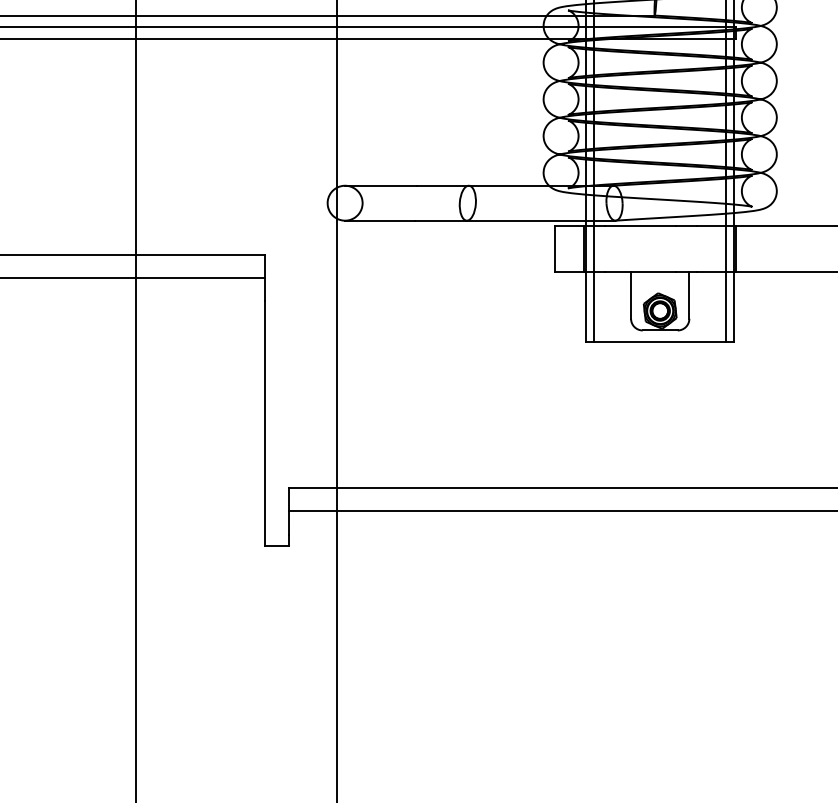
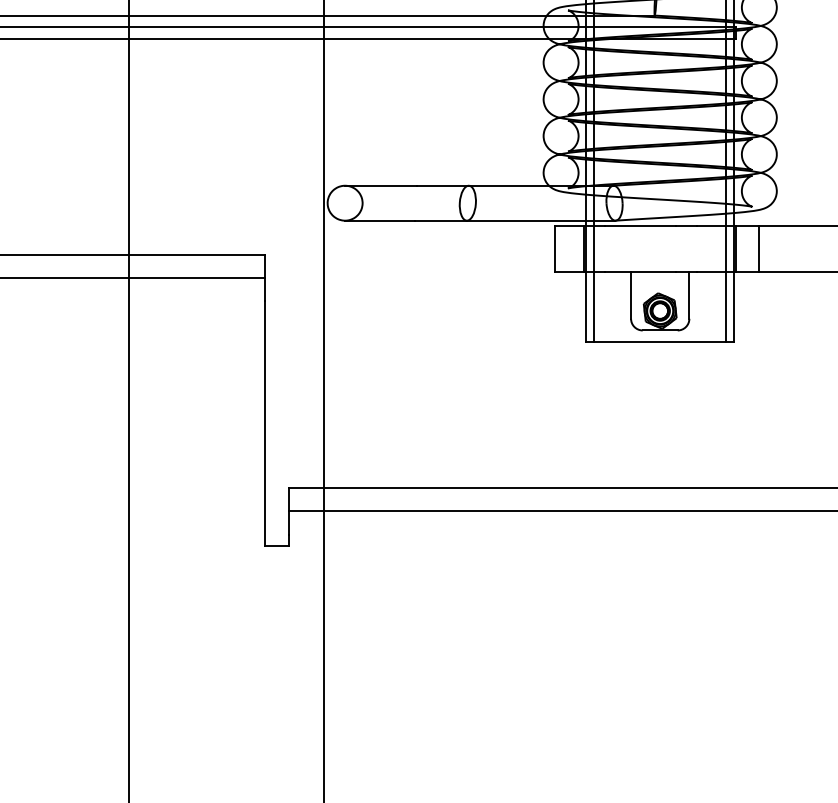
line: none -> present (759, 248)
line position: (136, 400) -> (129, 400) (129, 400)
line position: (336, 400) -> (323, 400) (323, 400)
